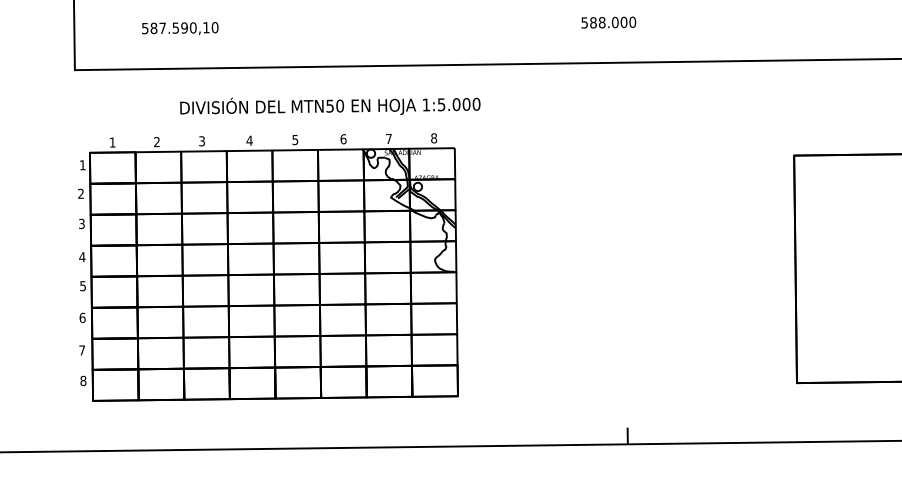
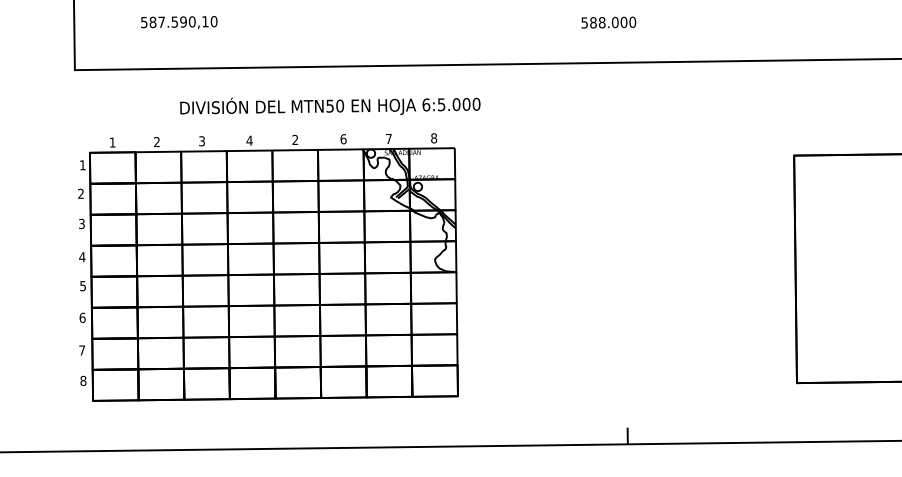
text position: (180, 28) -> (179, 22) (179, 22)
text: 1:5.000 -> 6:5.000 (426, 104)
text: 5 -> 2 (295, 139)
